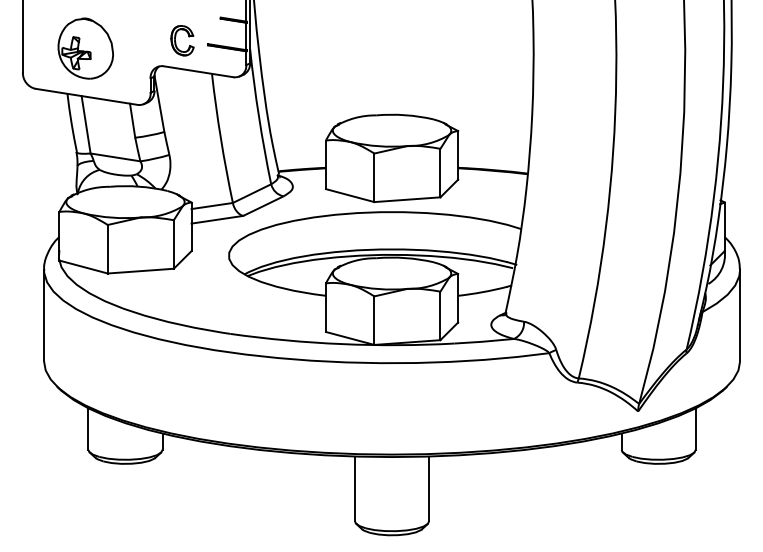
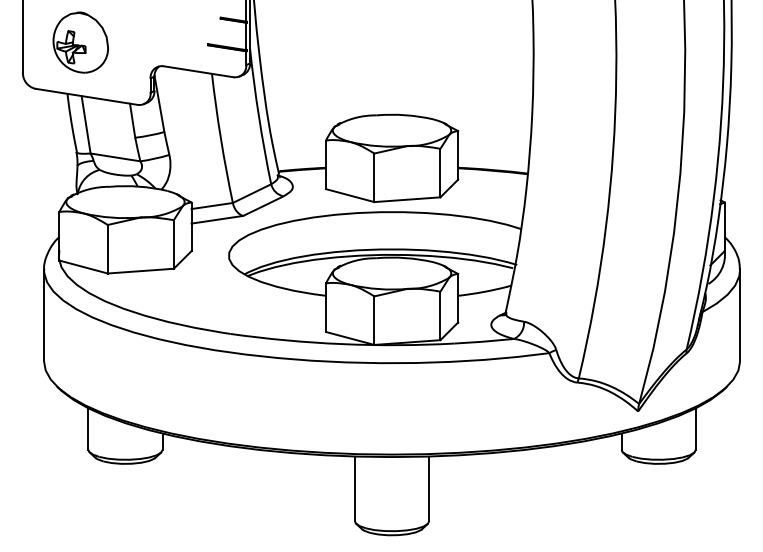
part: present -> none (176, 42)
part position: (85, 48) -> (80, 42) (80, 42)
